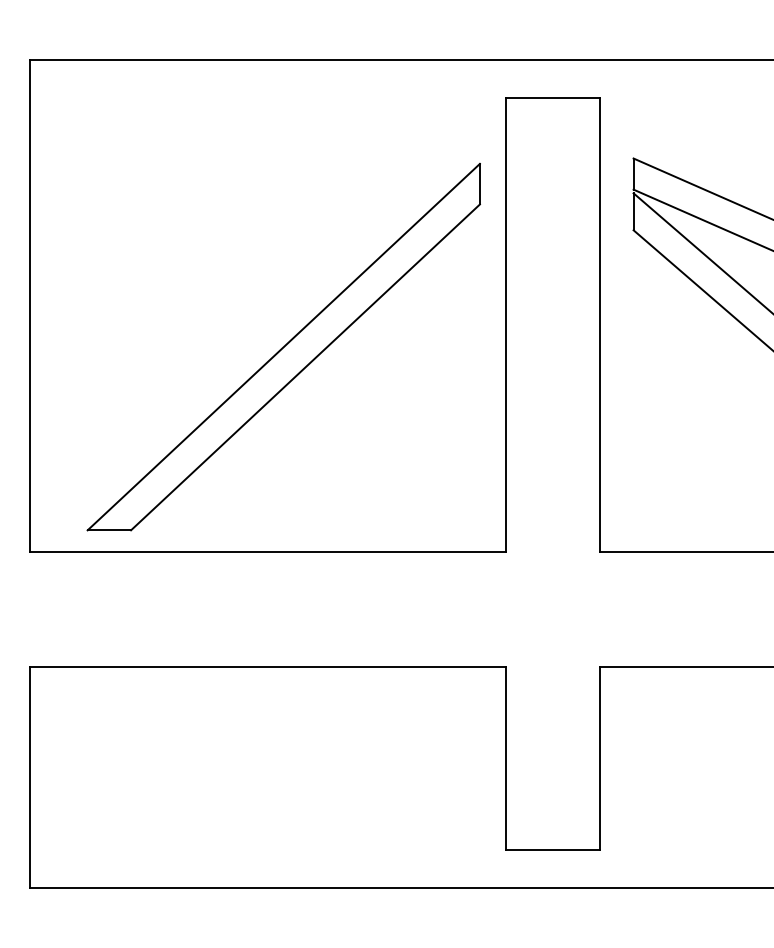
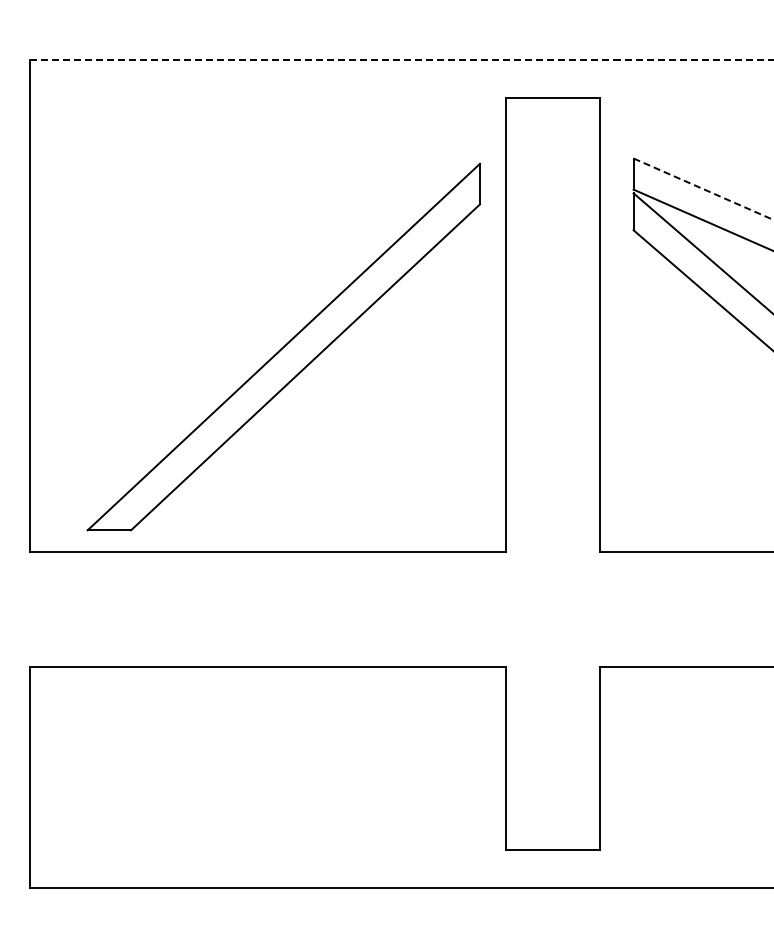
line: solid -> dashed (402, 60)
line: solid -> dashed (704, 189)
